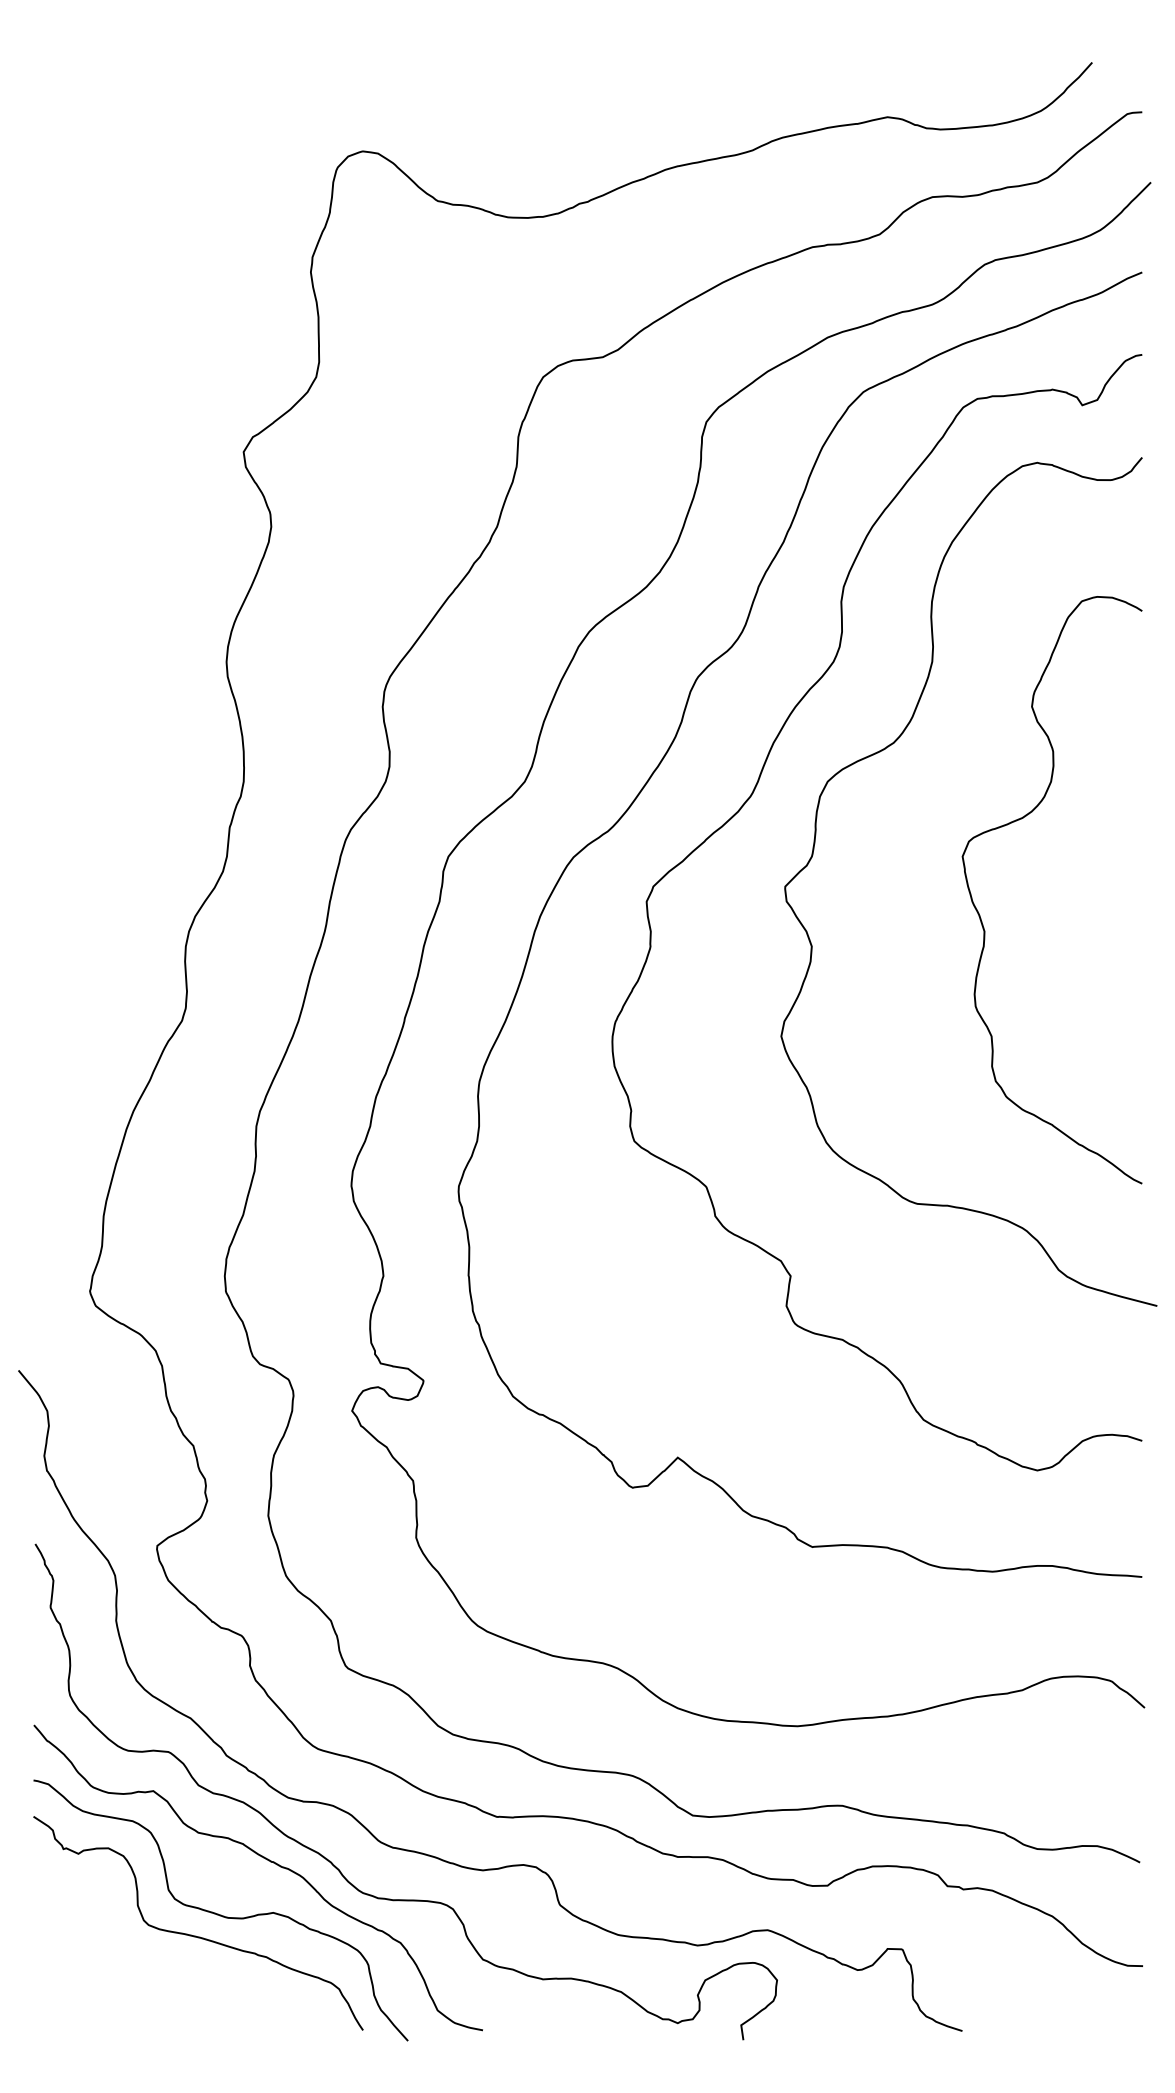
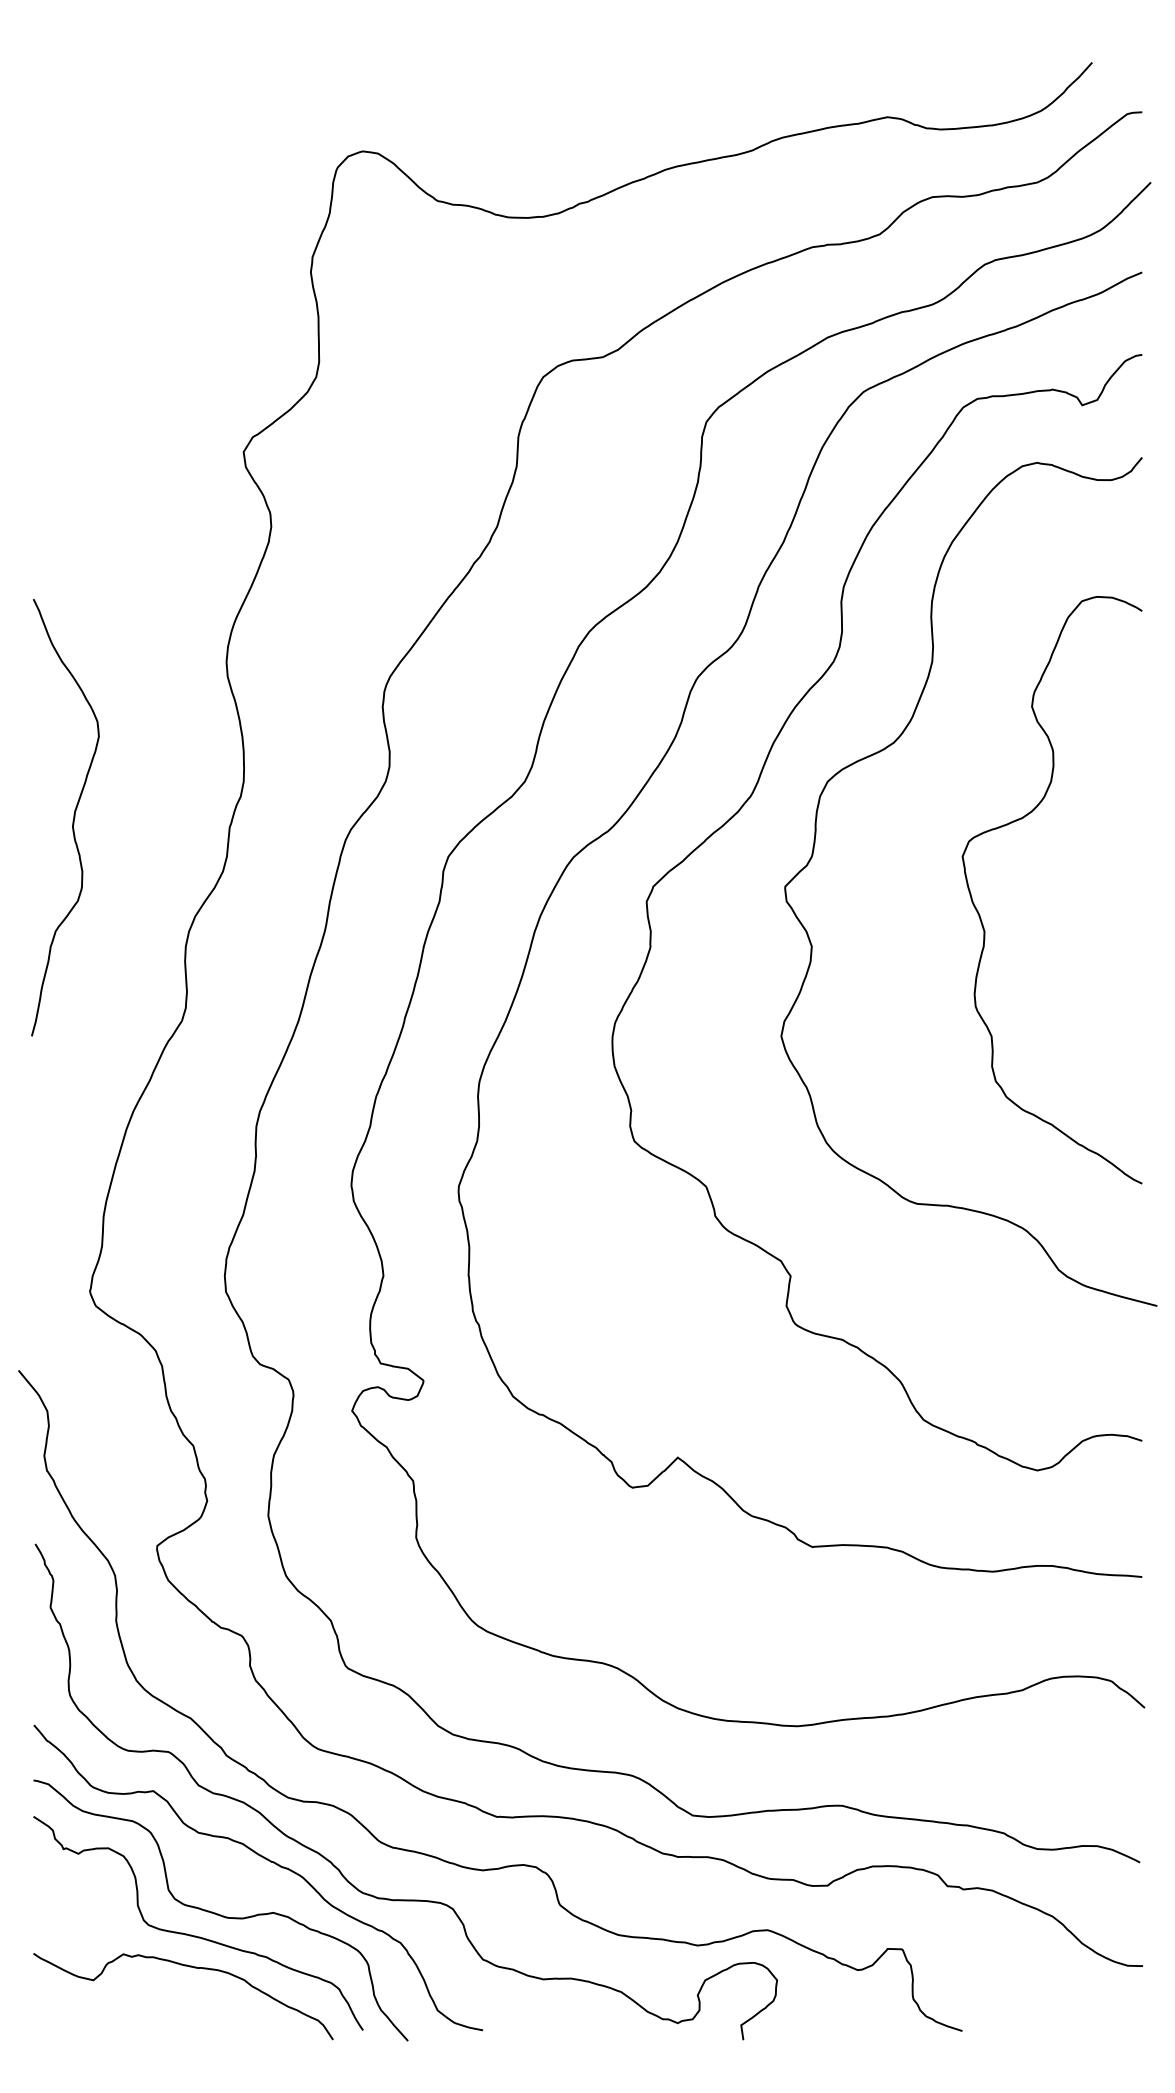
curve: none -> present (72, 820)
curve: none -> present (189, 1967)
